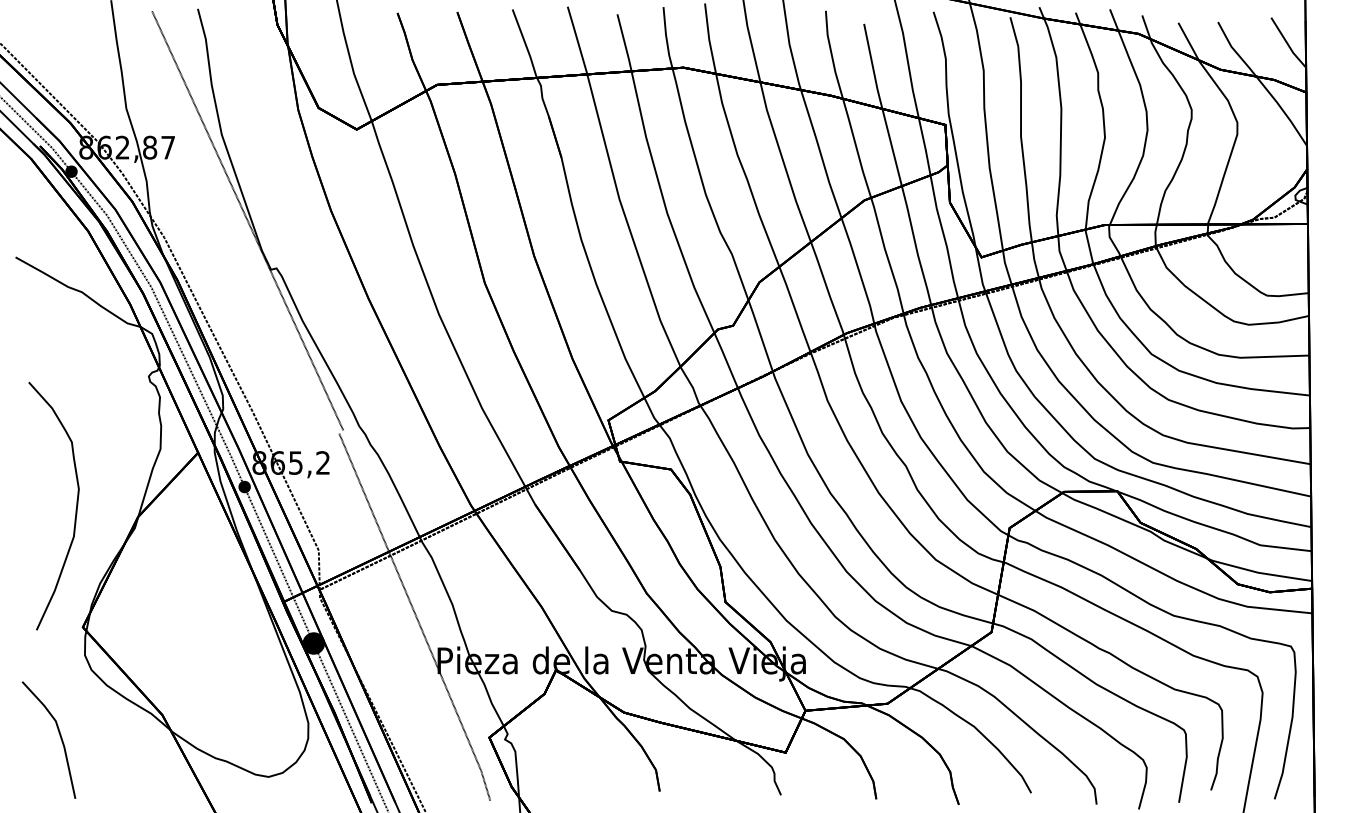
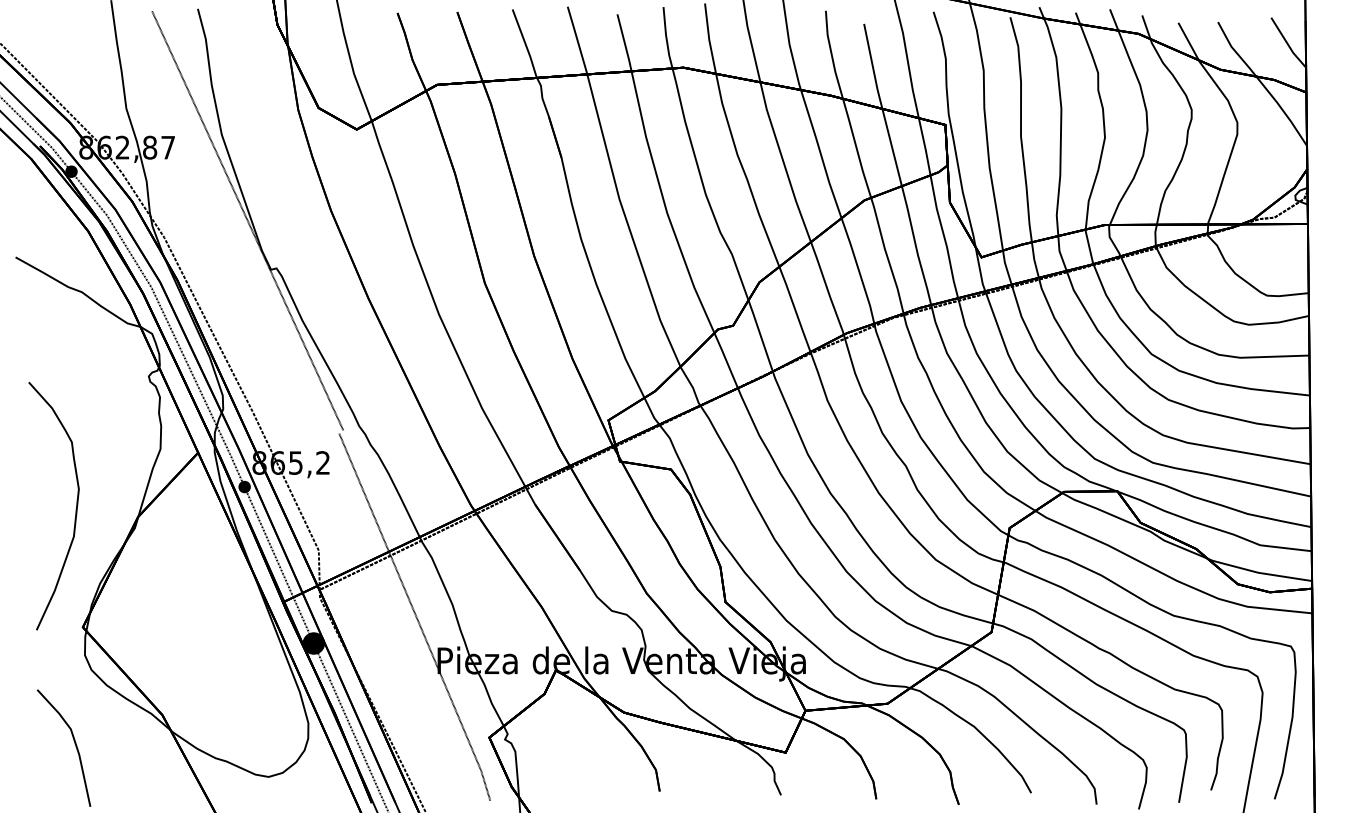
line position: (59, 735) -> (74, 743) (74, 743)
